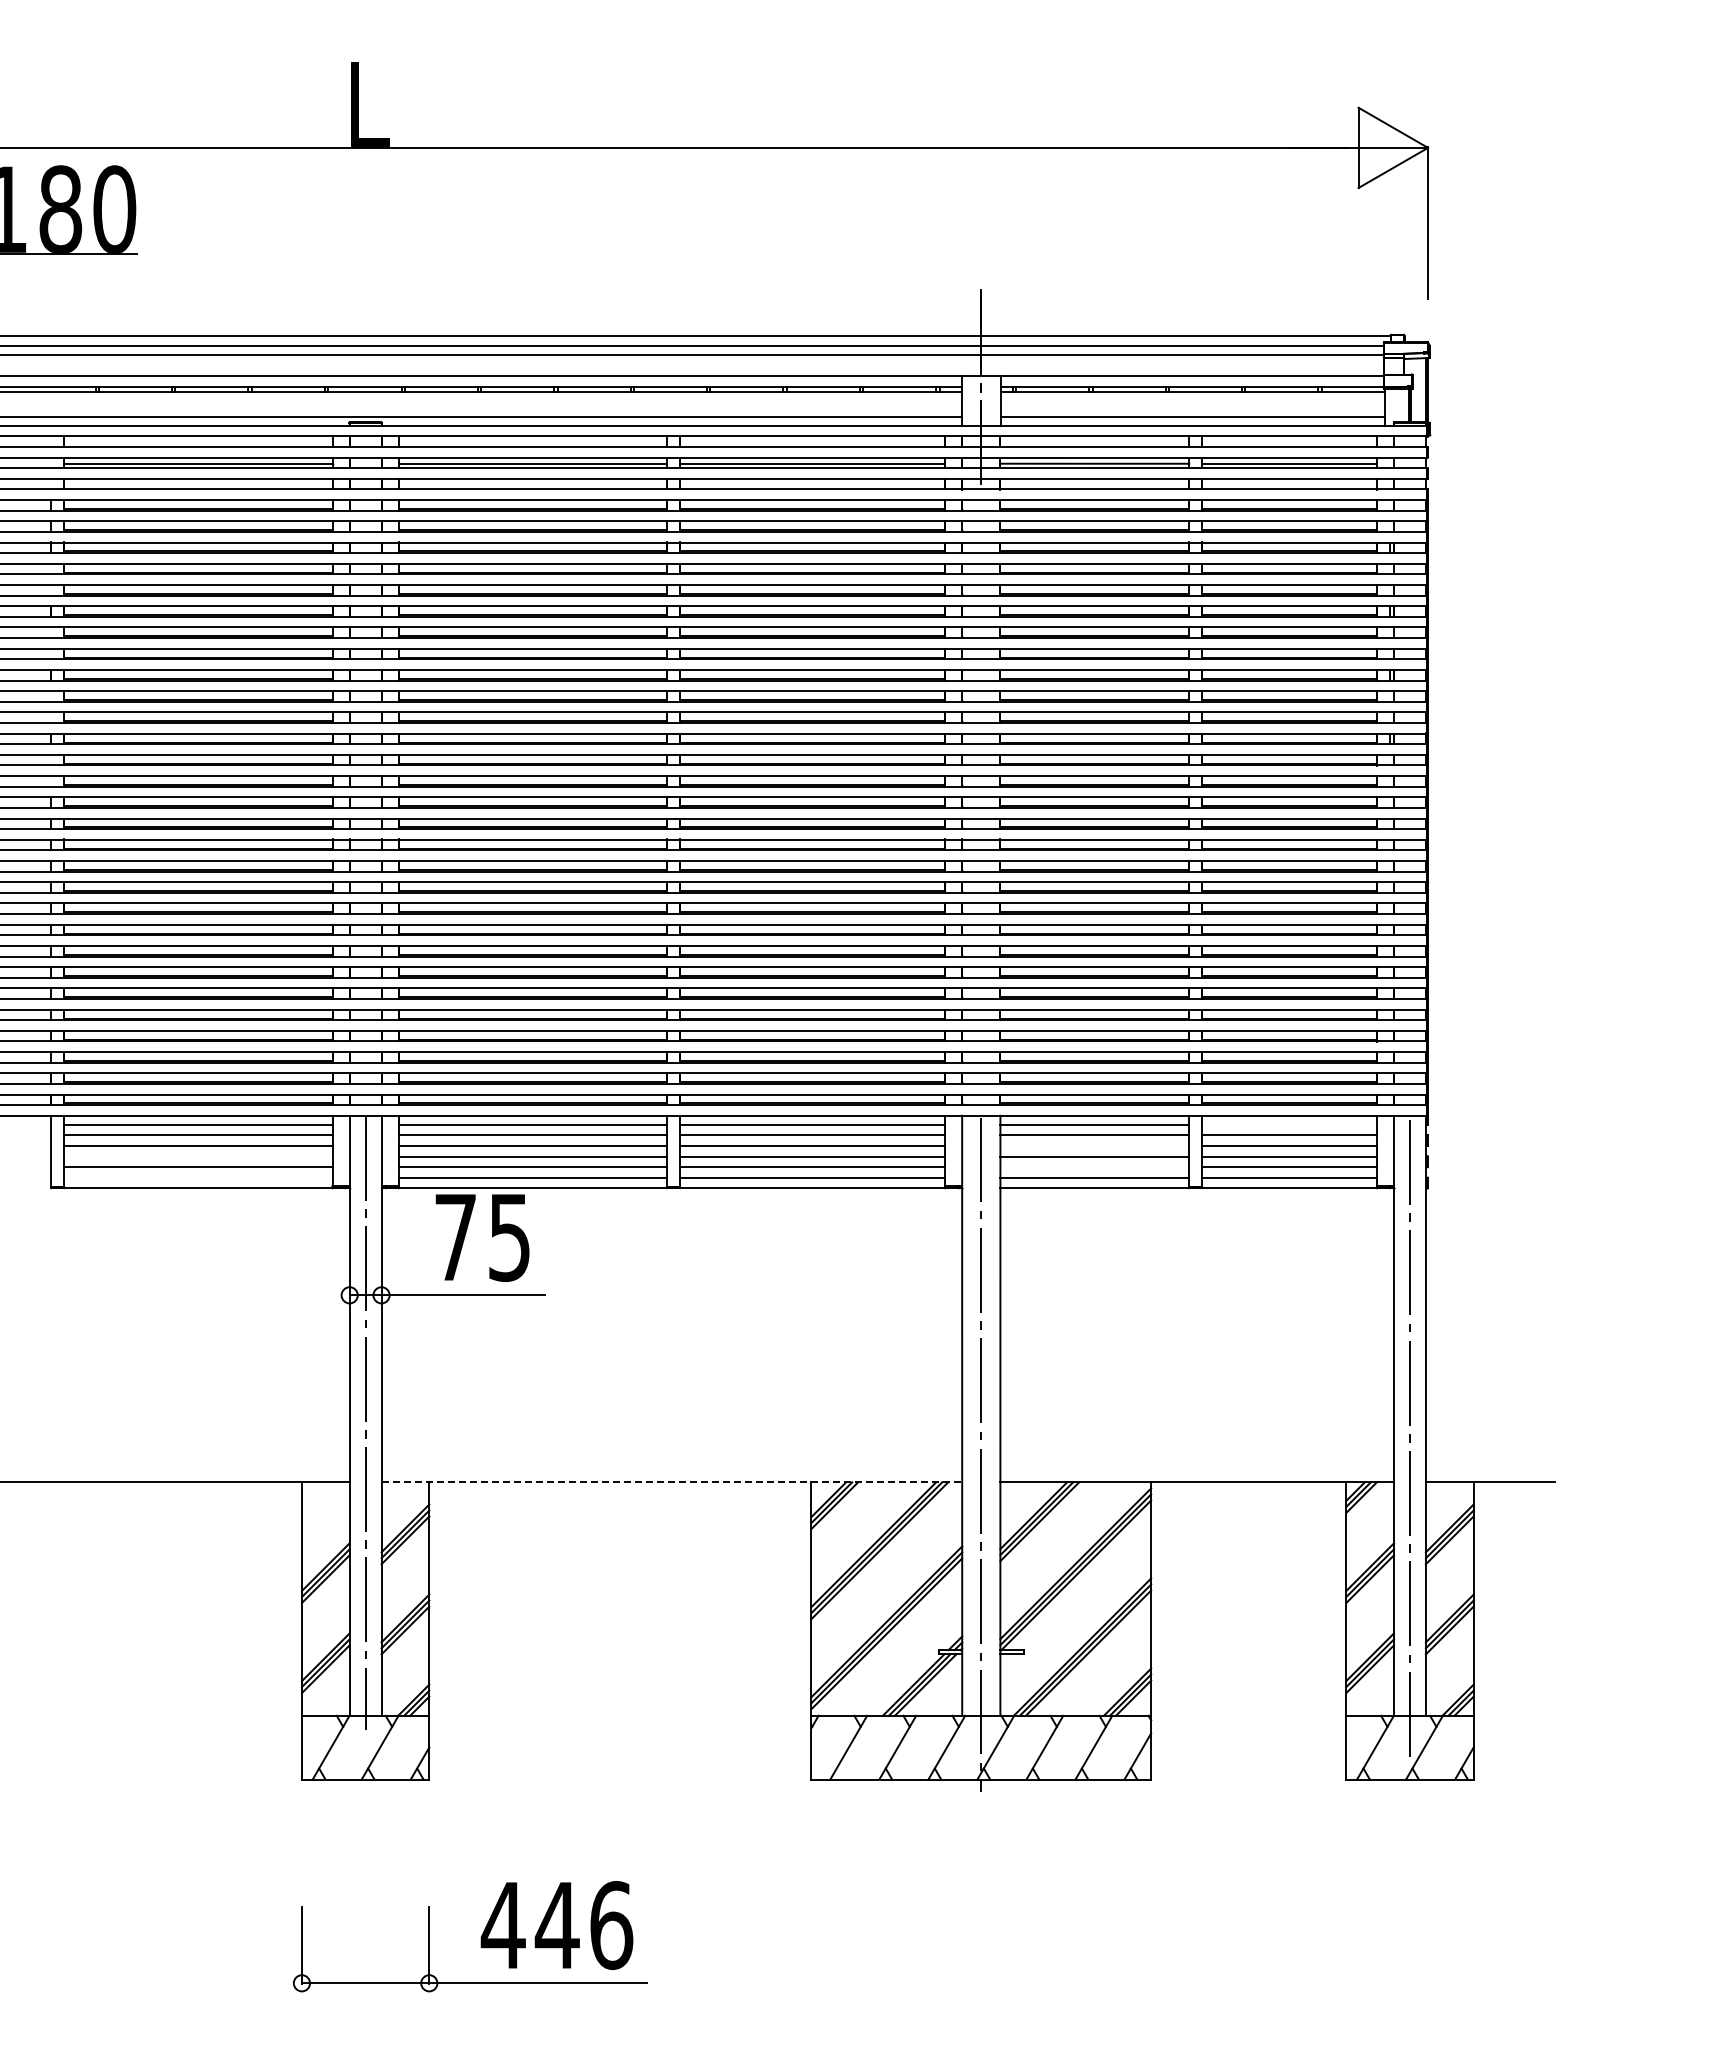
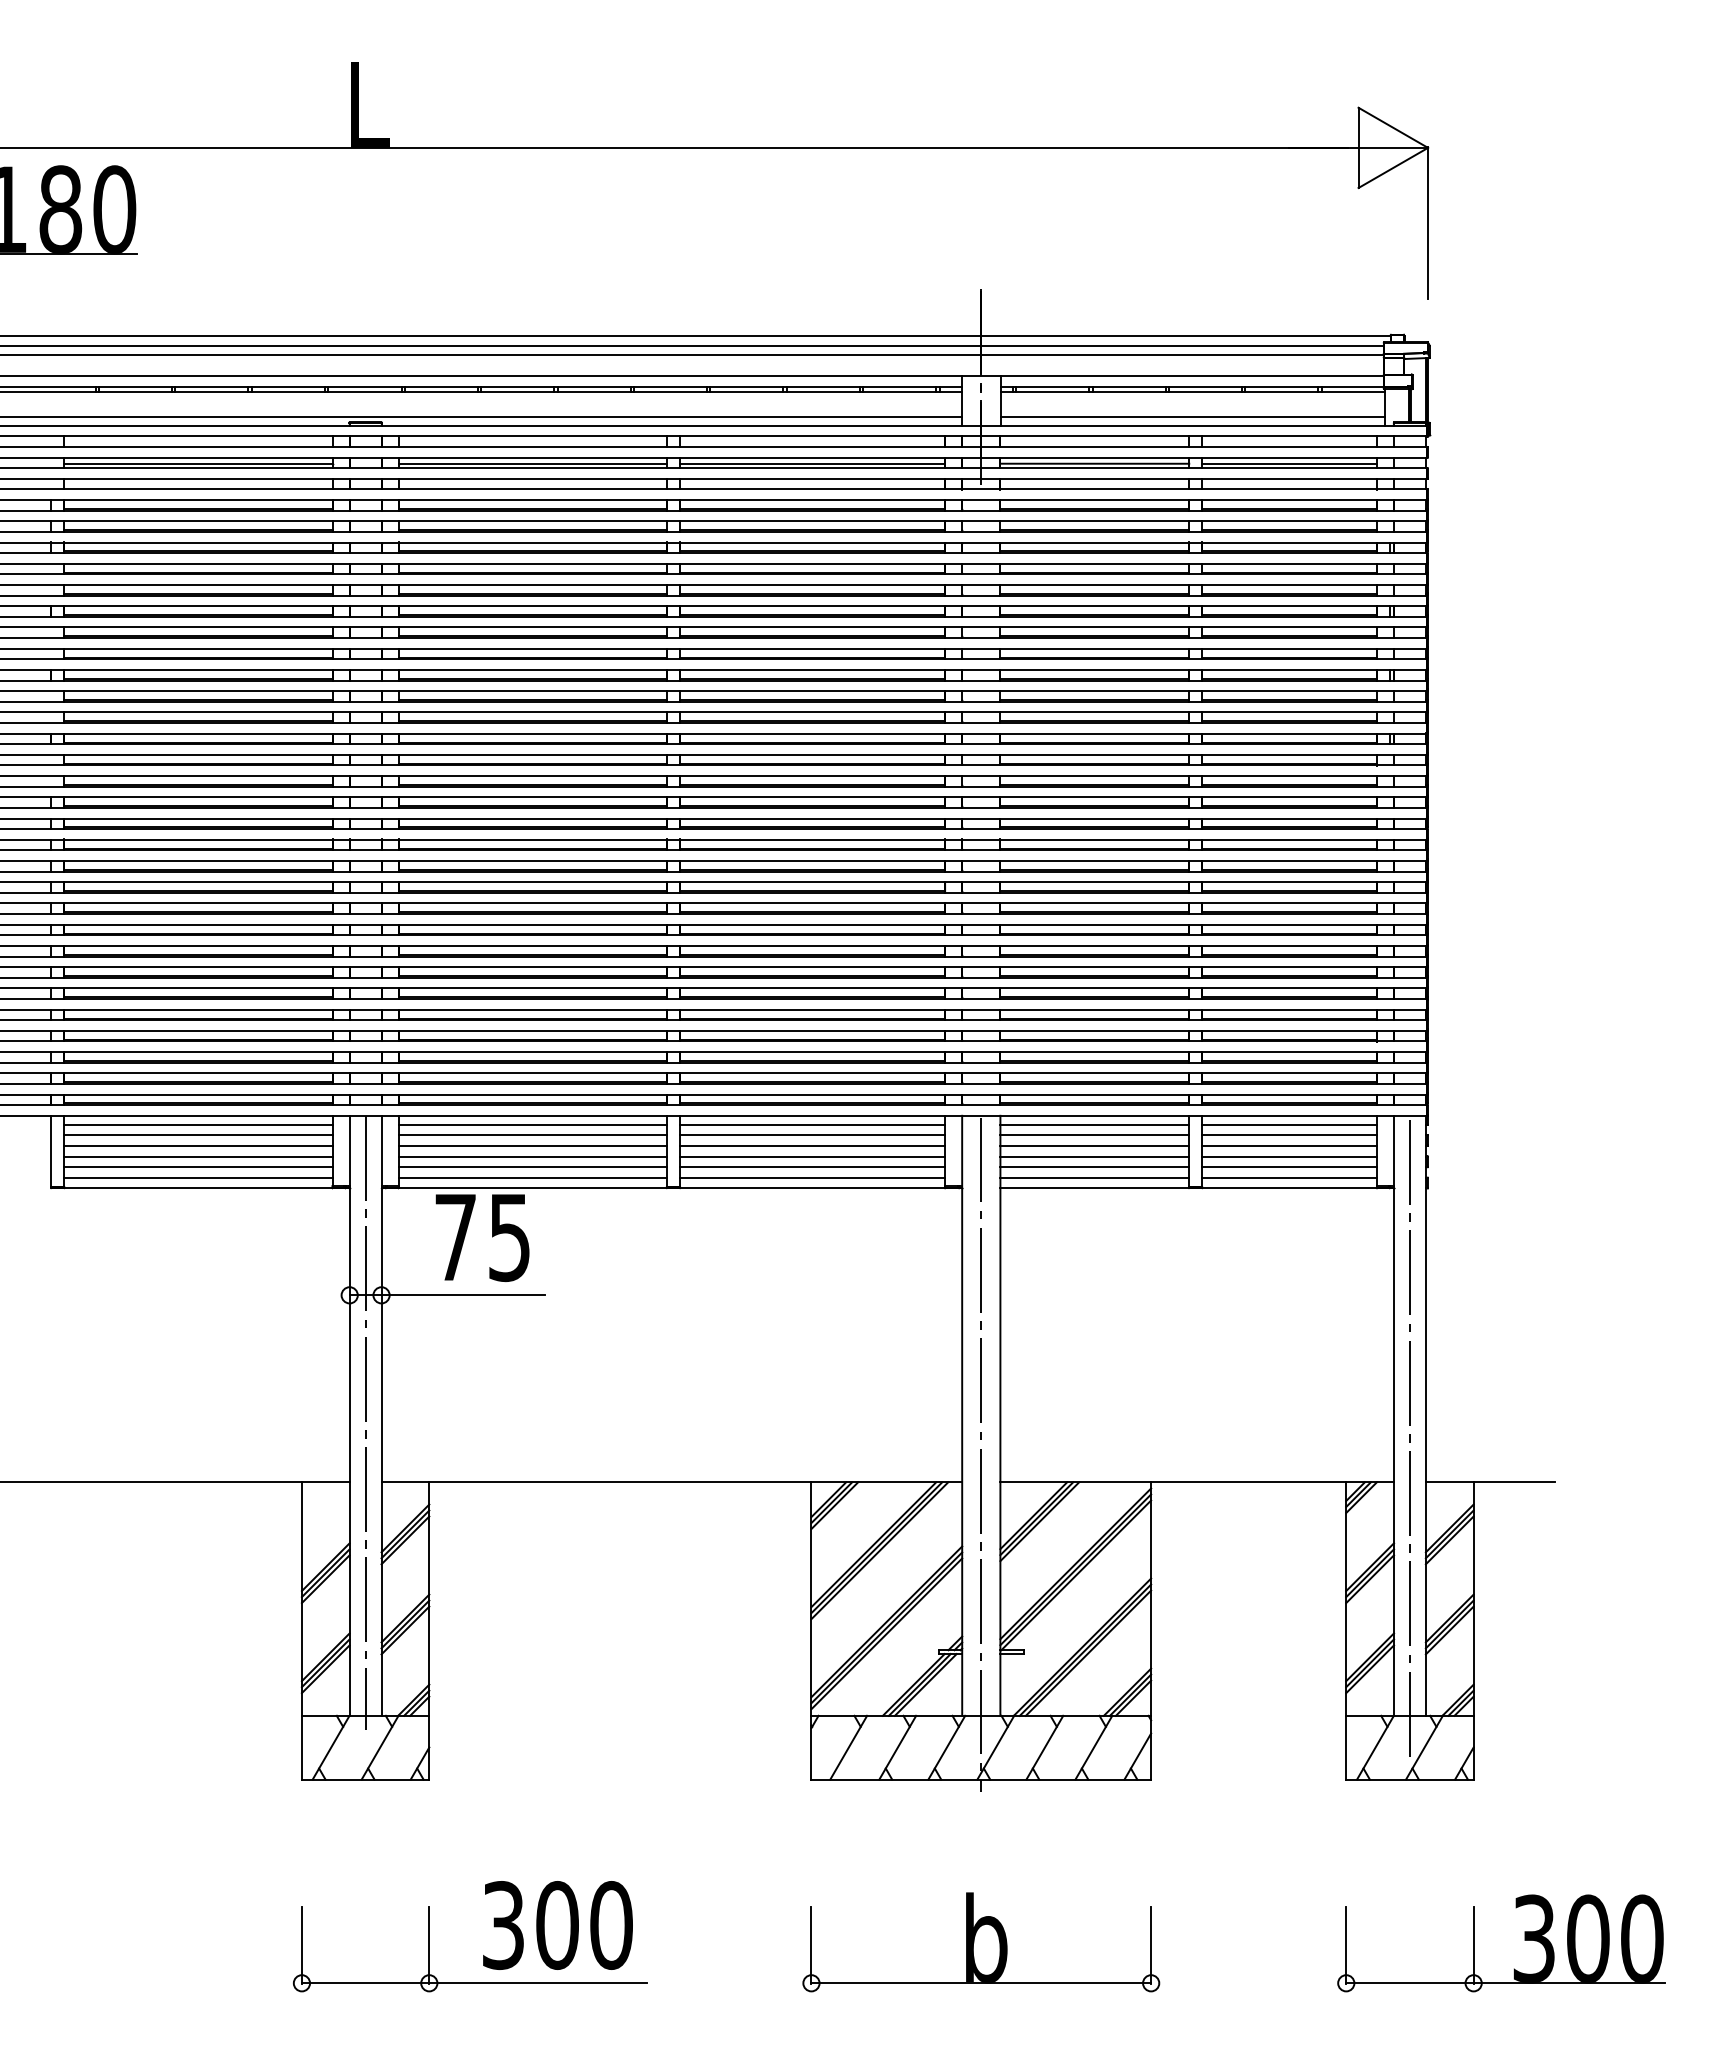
line: none -> present (1289, 1124)
line: none -> present (1094, 1145)
line: none -> present (198, 1156)
line: none -> present (1094, 1167)
line: none -> present (198, 1177)
line: dashed -> solid (672, 1482)
text: 446 -> 300 (556, 1925)
part: none -> present (1524, 1940)
part: none -> present (981, 1942)
